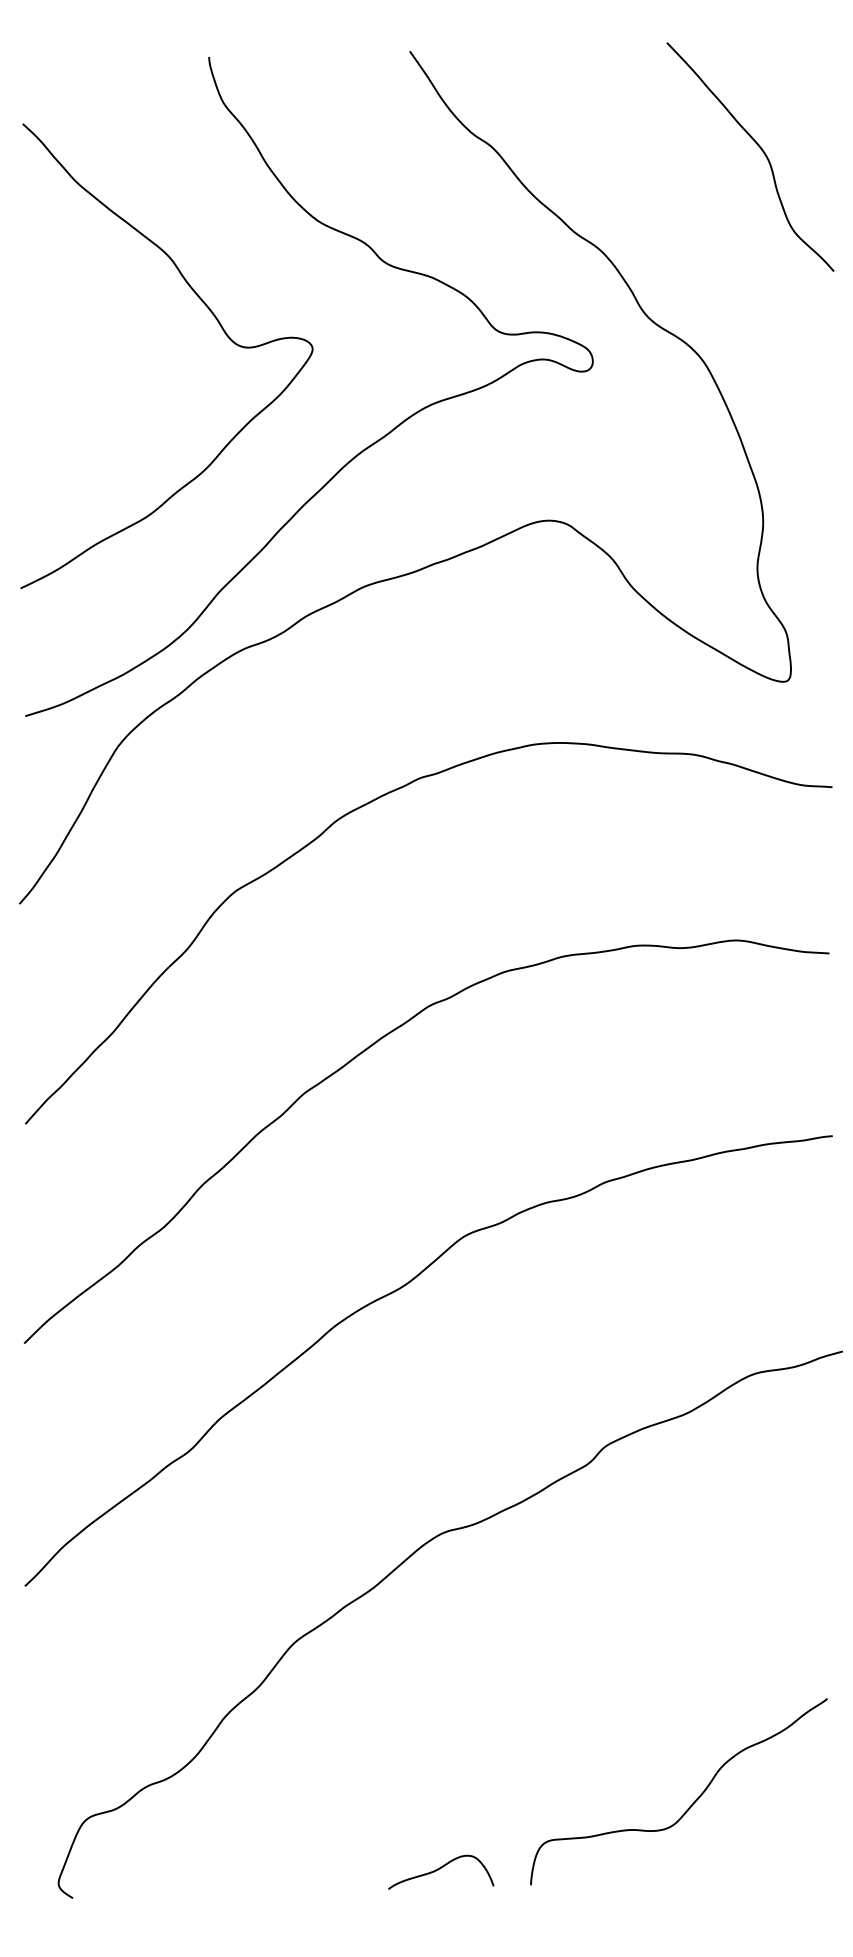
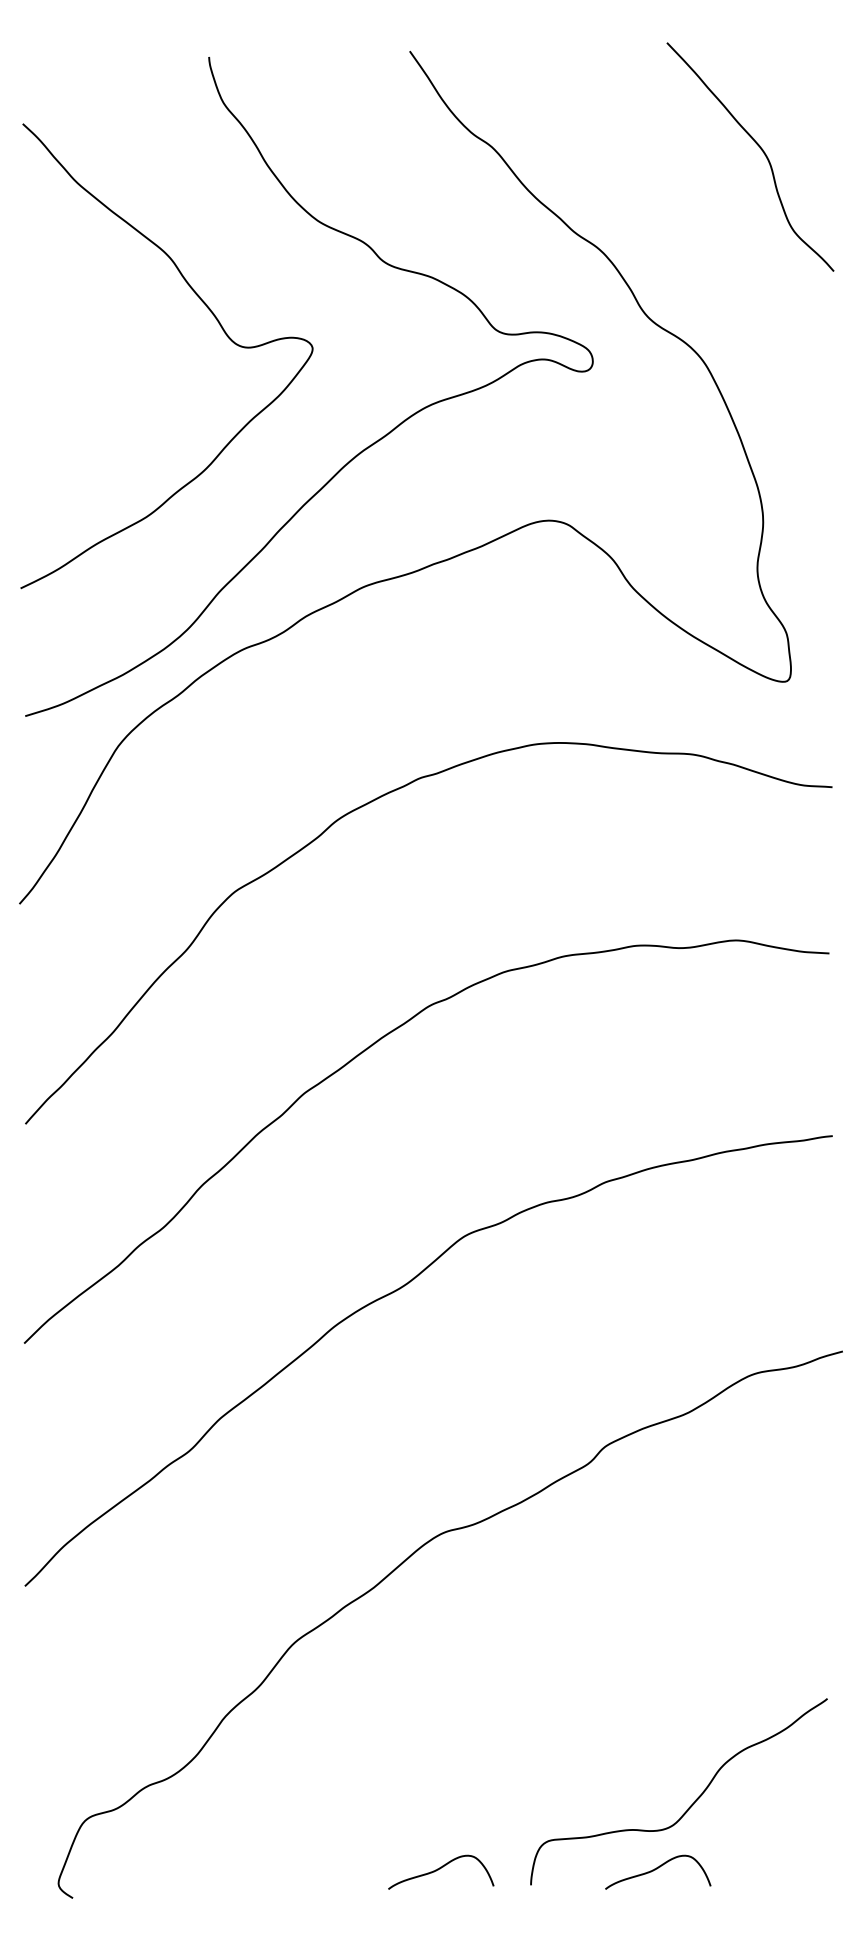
curve: none -> present (657, 1869)
